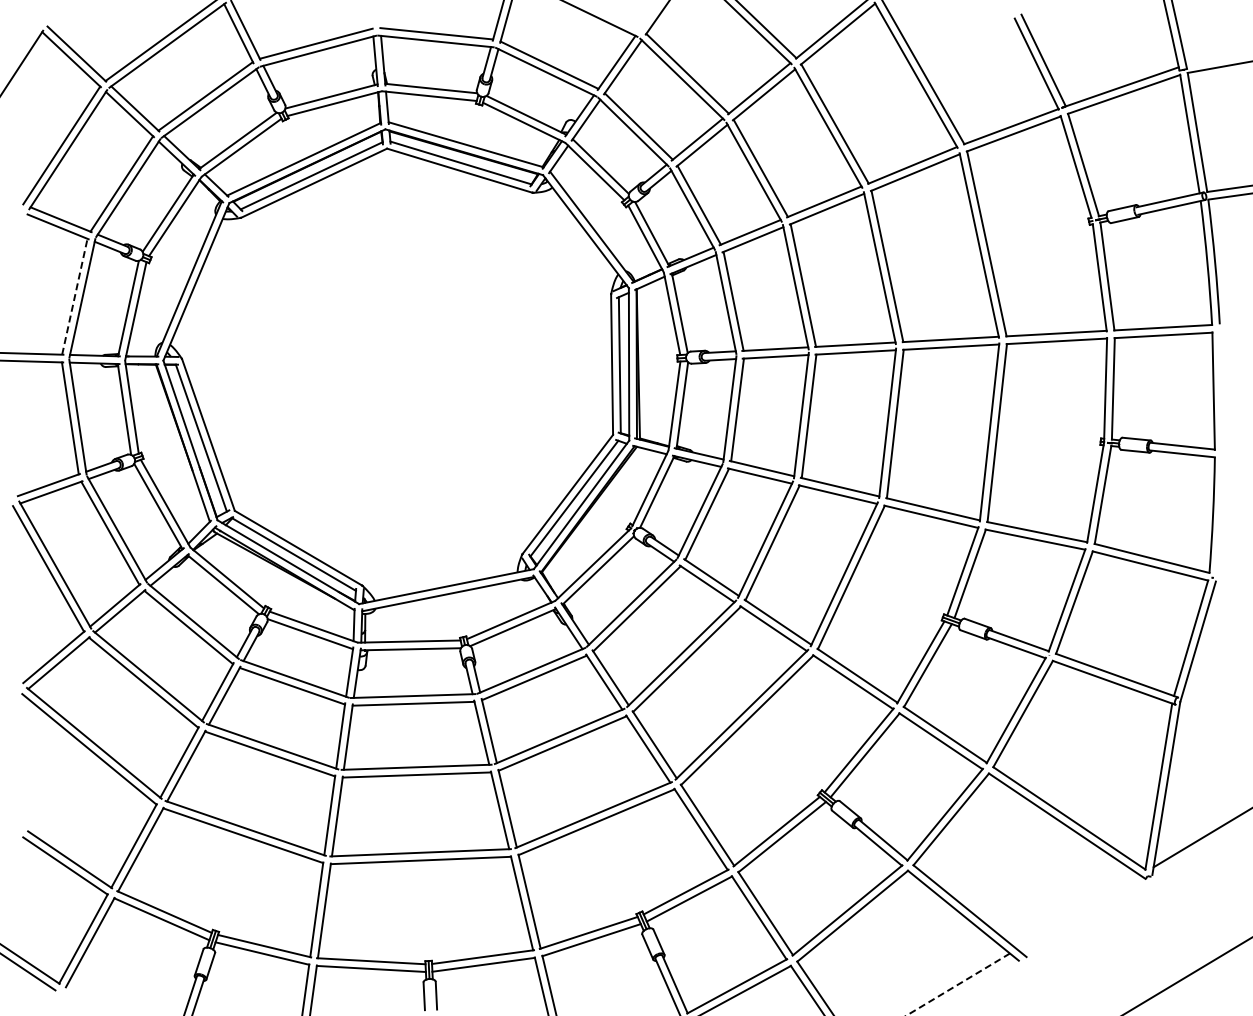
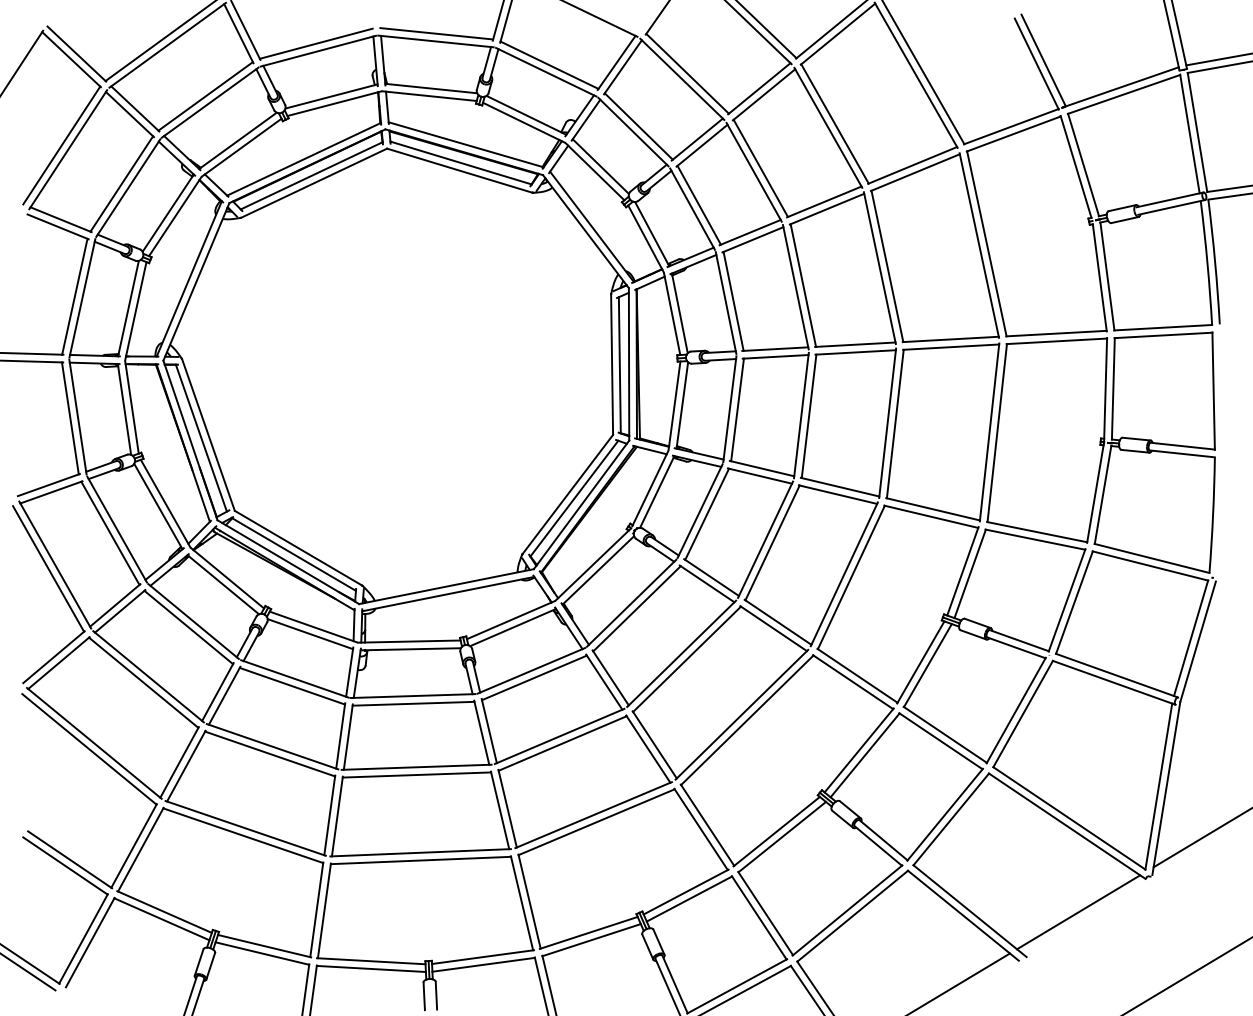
line: none -> present (1217, 59)
line: dashed -> solid (74, 296)
line: none -> present (1078, 912)
line: dashed -> solid (957, 984)
